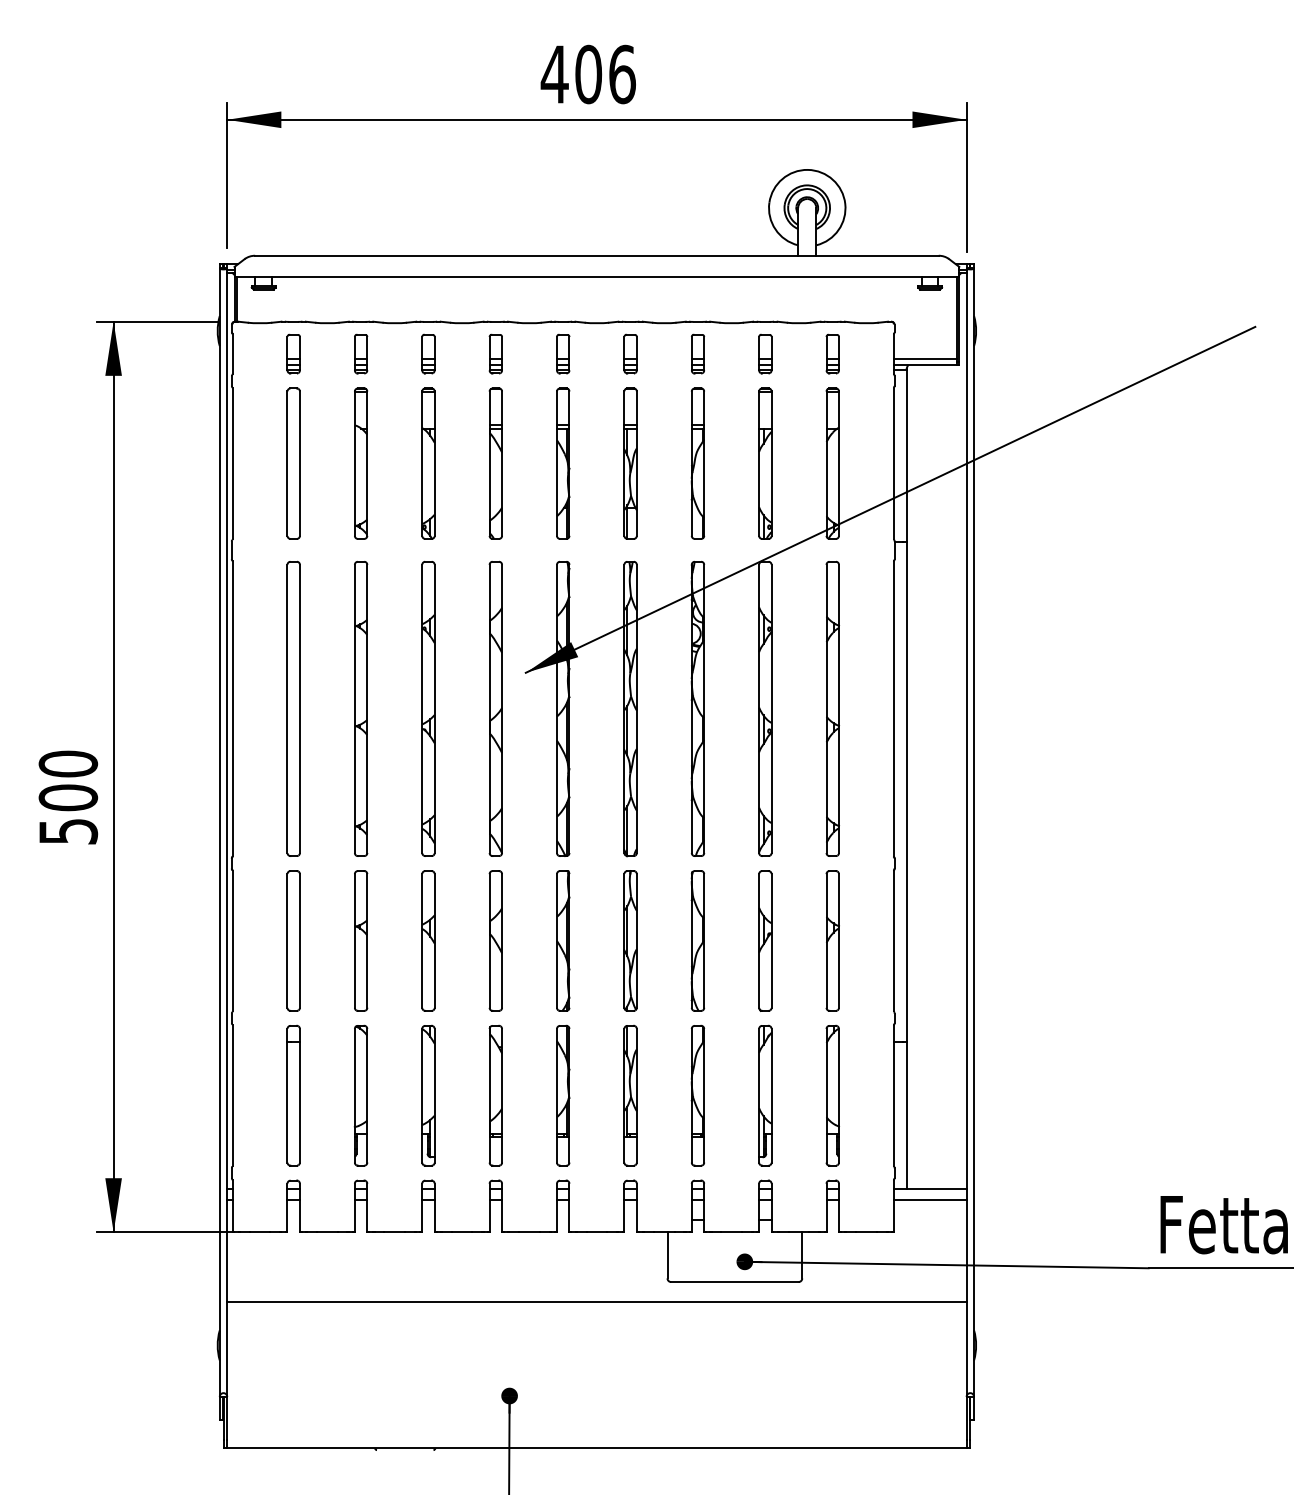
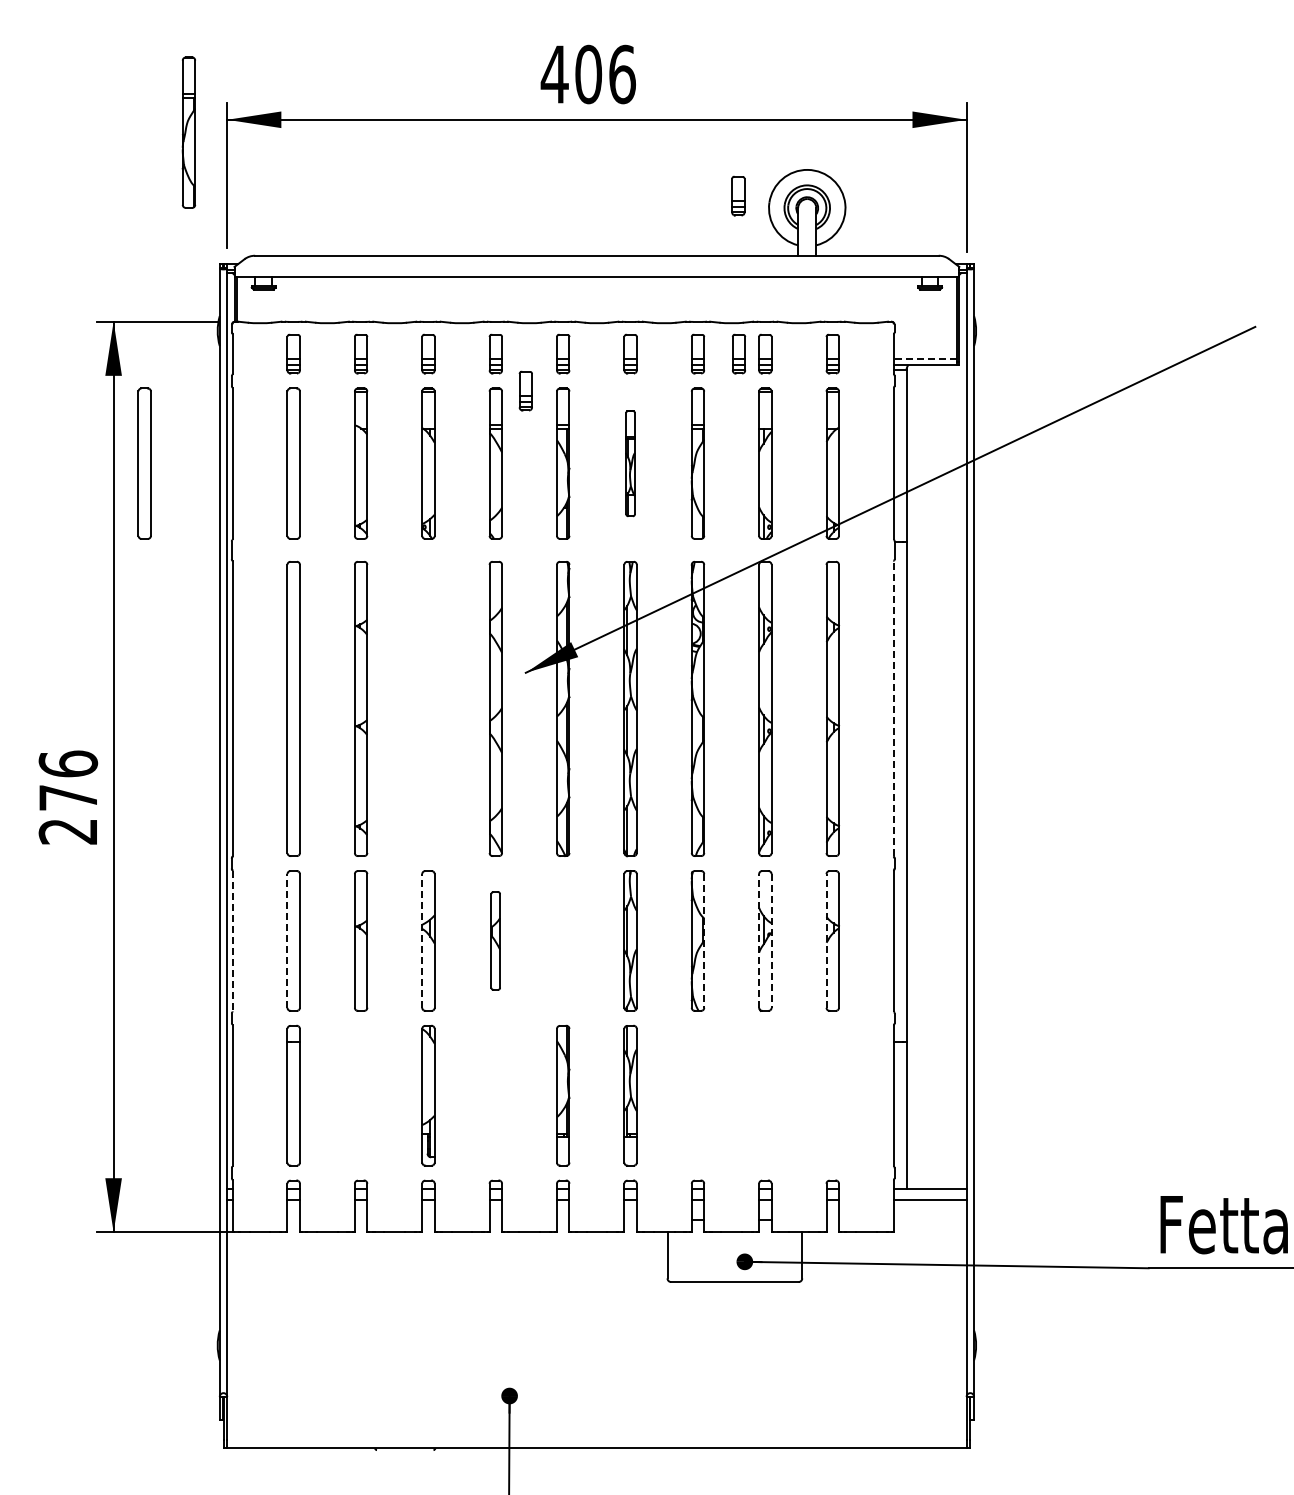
part: none -> present (188, 132)
part: none -> present (738, 195)
part: none -> present (739, 353)
line: solid -> dashed (924, 359)
part: none -> present (525, 390)
part: none -> present (144, 463)
part size: 15x153 px -> 11x108 px (630, 463)
part: present -> none (428, 708)
line: solid -> dashed (893, 708)
text: 500 -> 276 (68, 797)
line: solid -> dashed (287, 940)
line: solid -> dashed (422, 940)
part size: 15x142 px -> 11x100 px (495, 940)
part: present -> none (563, 940)
line: solid -> dashed (704, 940)
line: solid -> dashed (759, 940)
line: solid -> dashed (771, 940)
line: solid -> dashed (826, 940)
line: solid -> dashed (232, 941)
part: present -> none (360, 1095)
part: present -> none (495, 1095)
part: present -> none (697, 1095)
part: present -> none (765, 1095)
part: present -> none (832, 1095)
line: present -> none (596, 1302)
